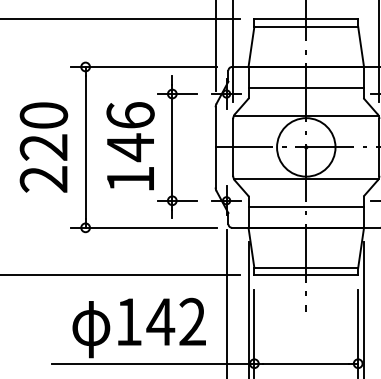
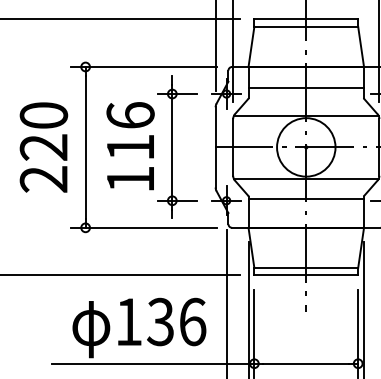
text: 146 -> 116 (130, 147)
line position: (306, 207) -> (306, 199) (306, 199)
text: 142 -> 136 (176, 321)
